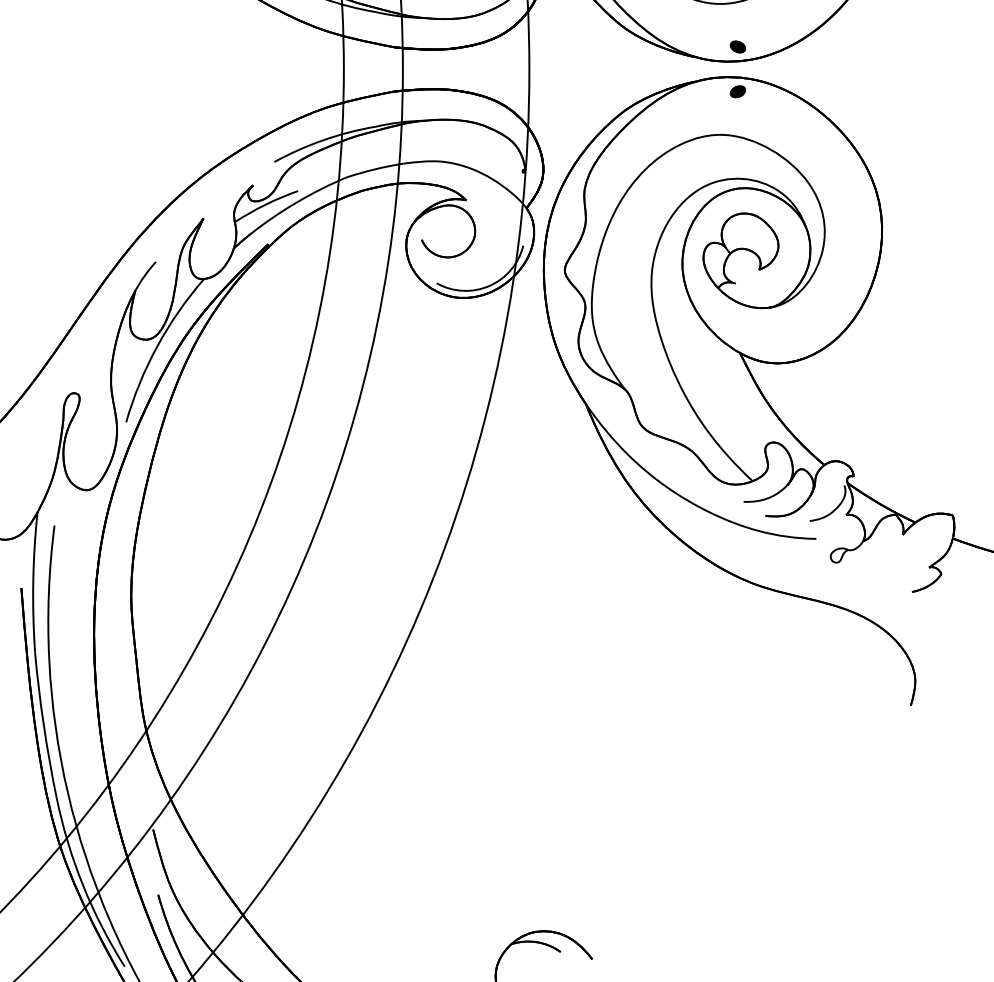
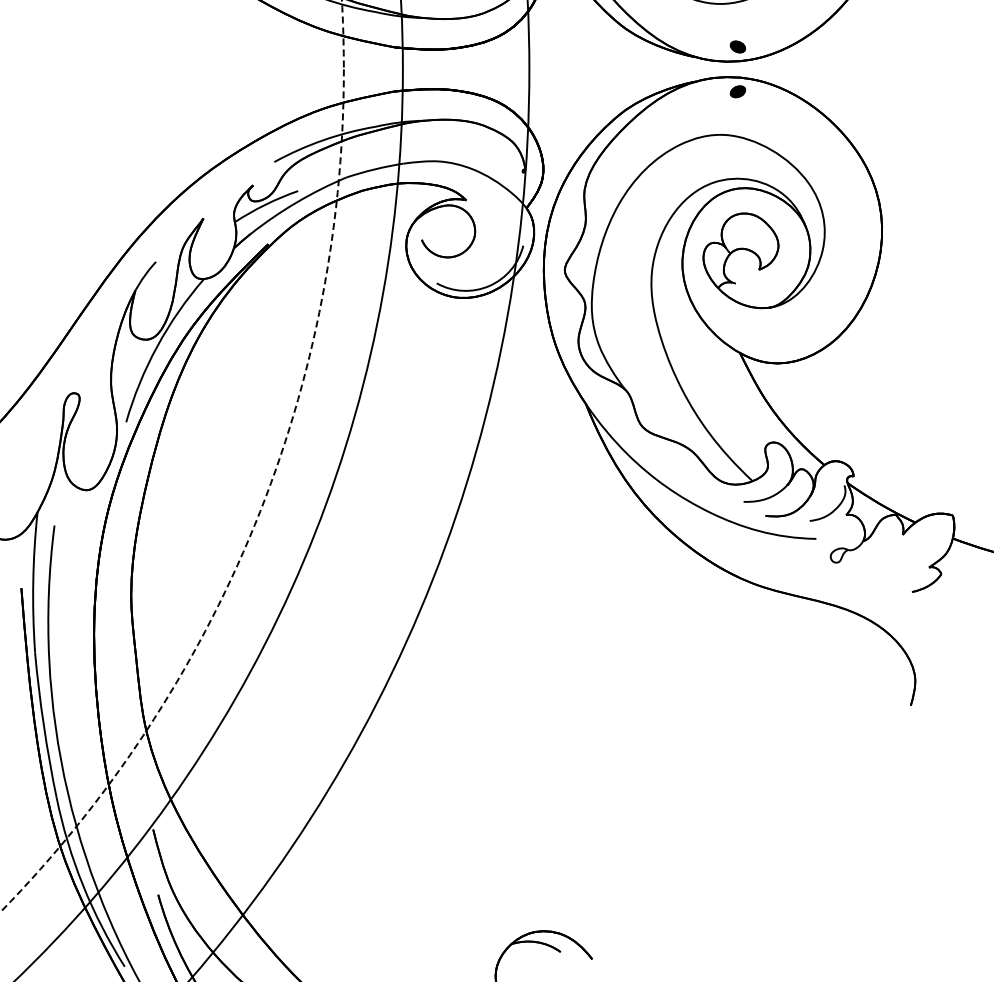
circle: solid -> dashed (171, 456)
